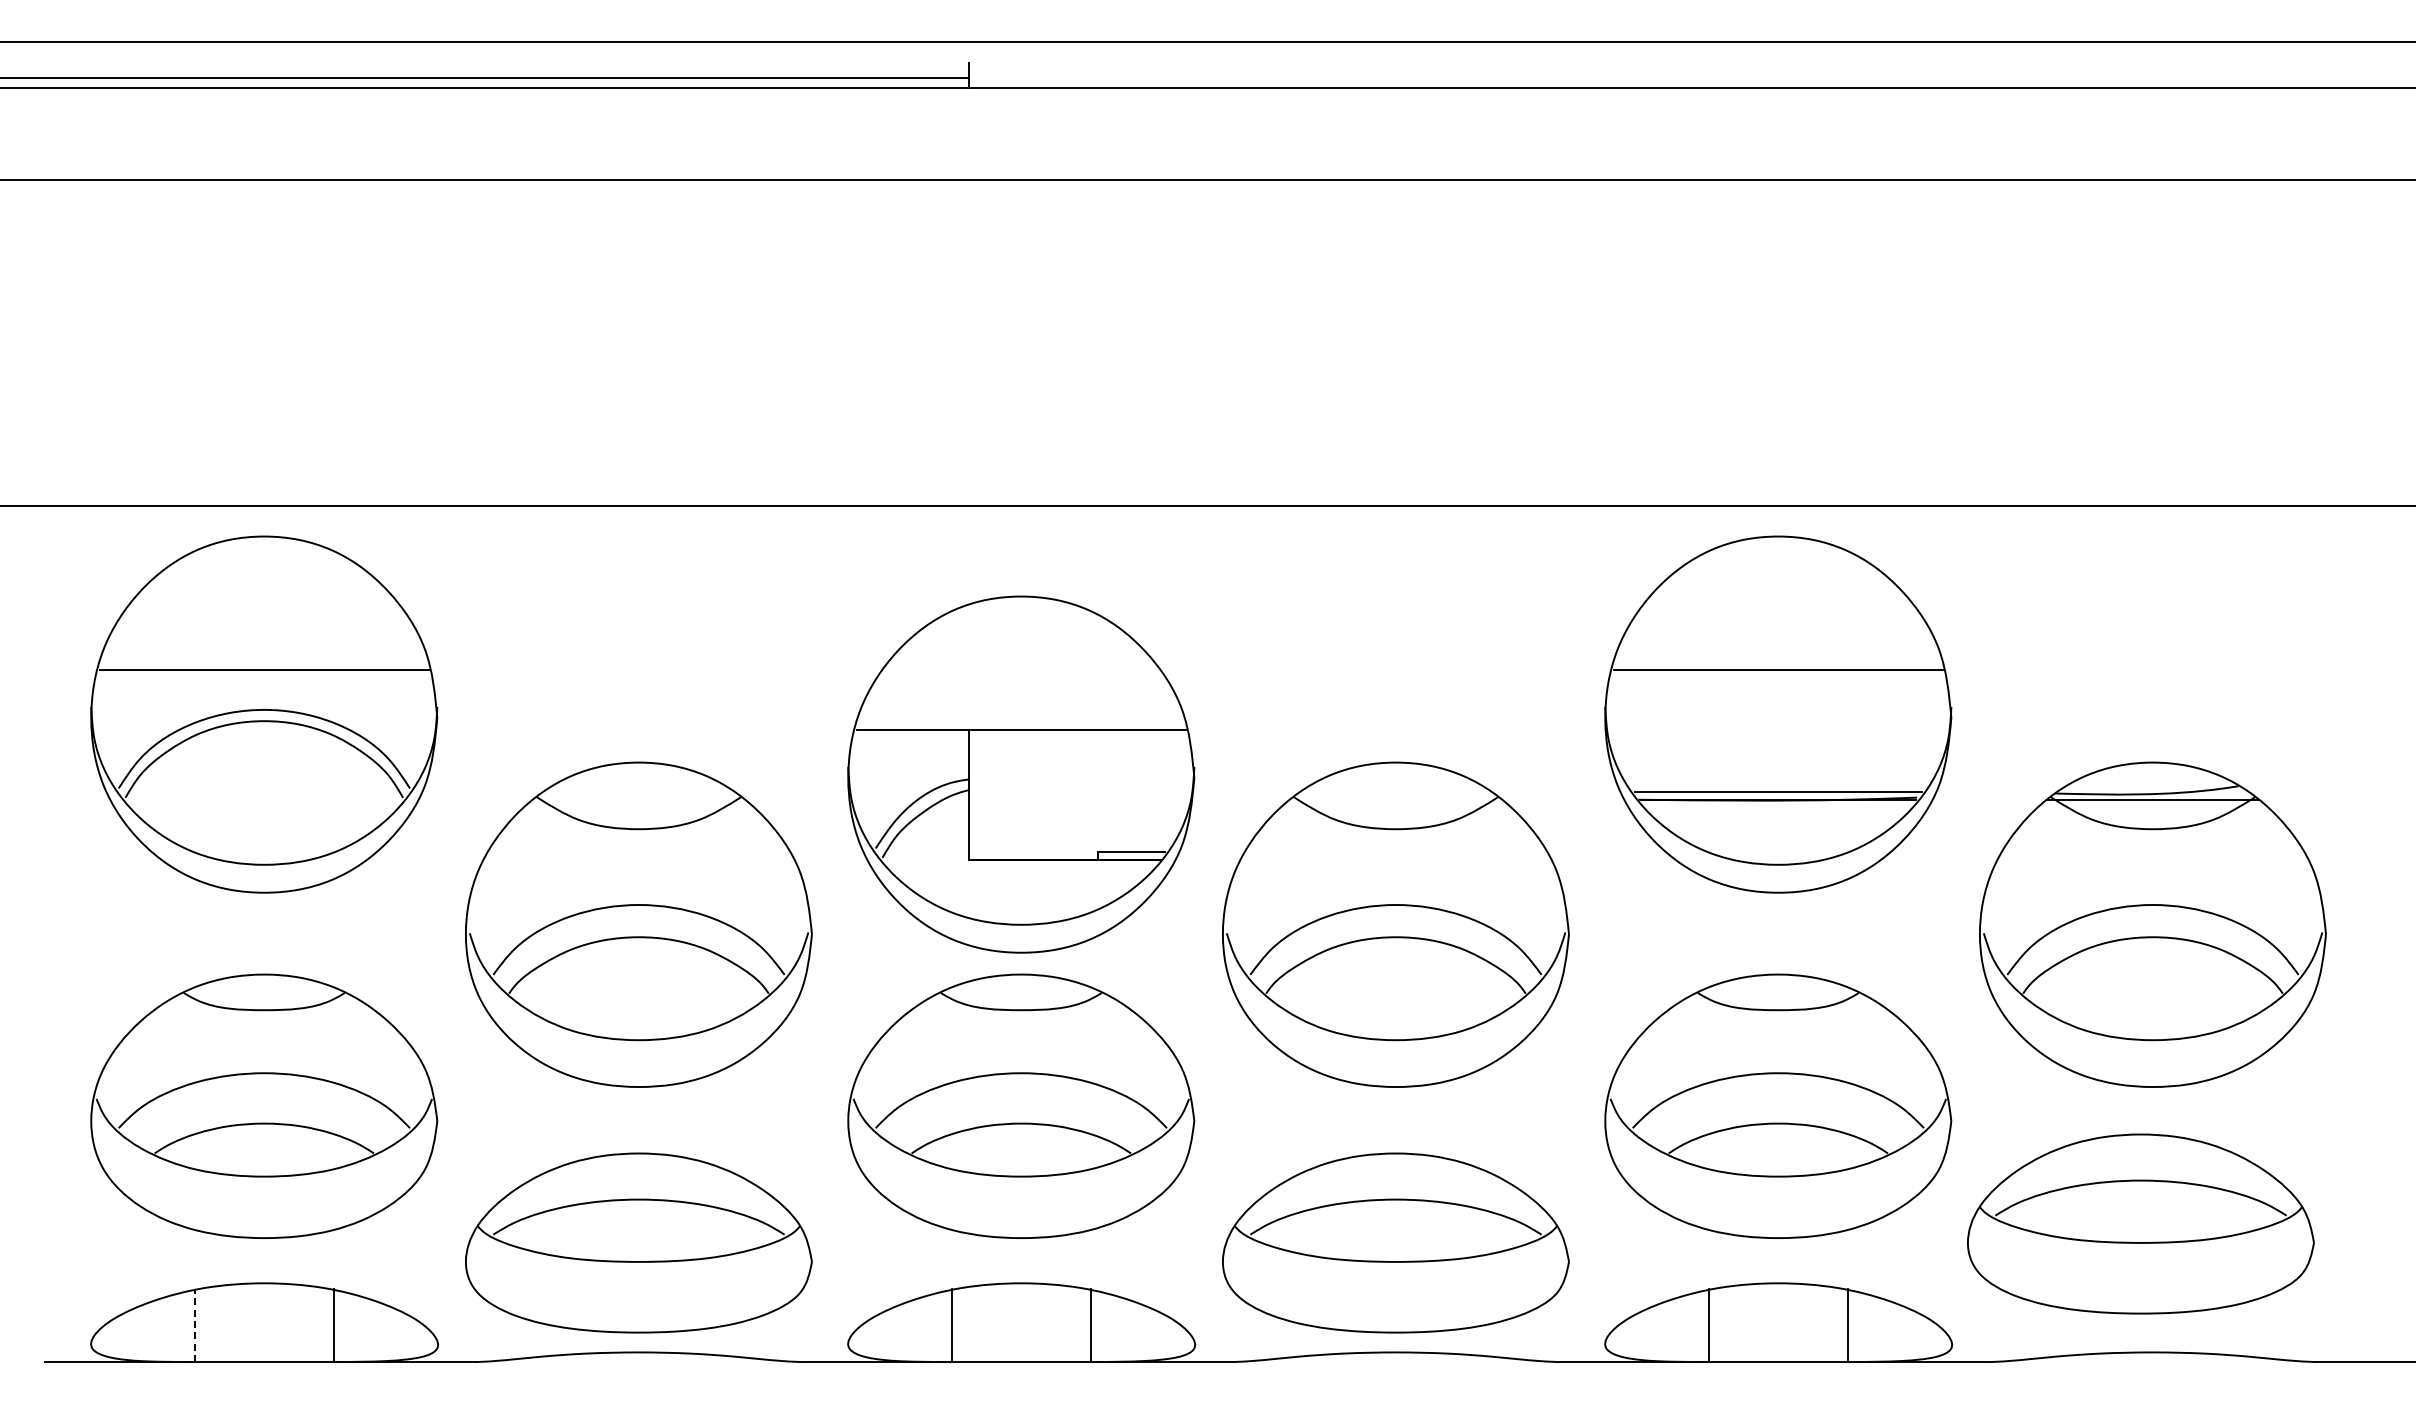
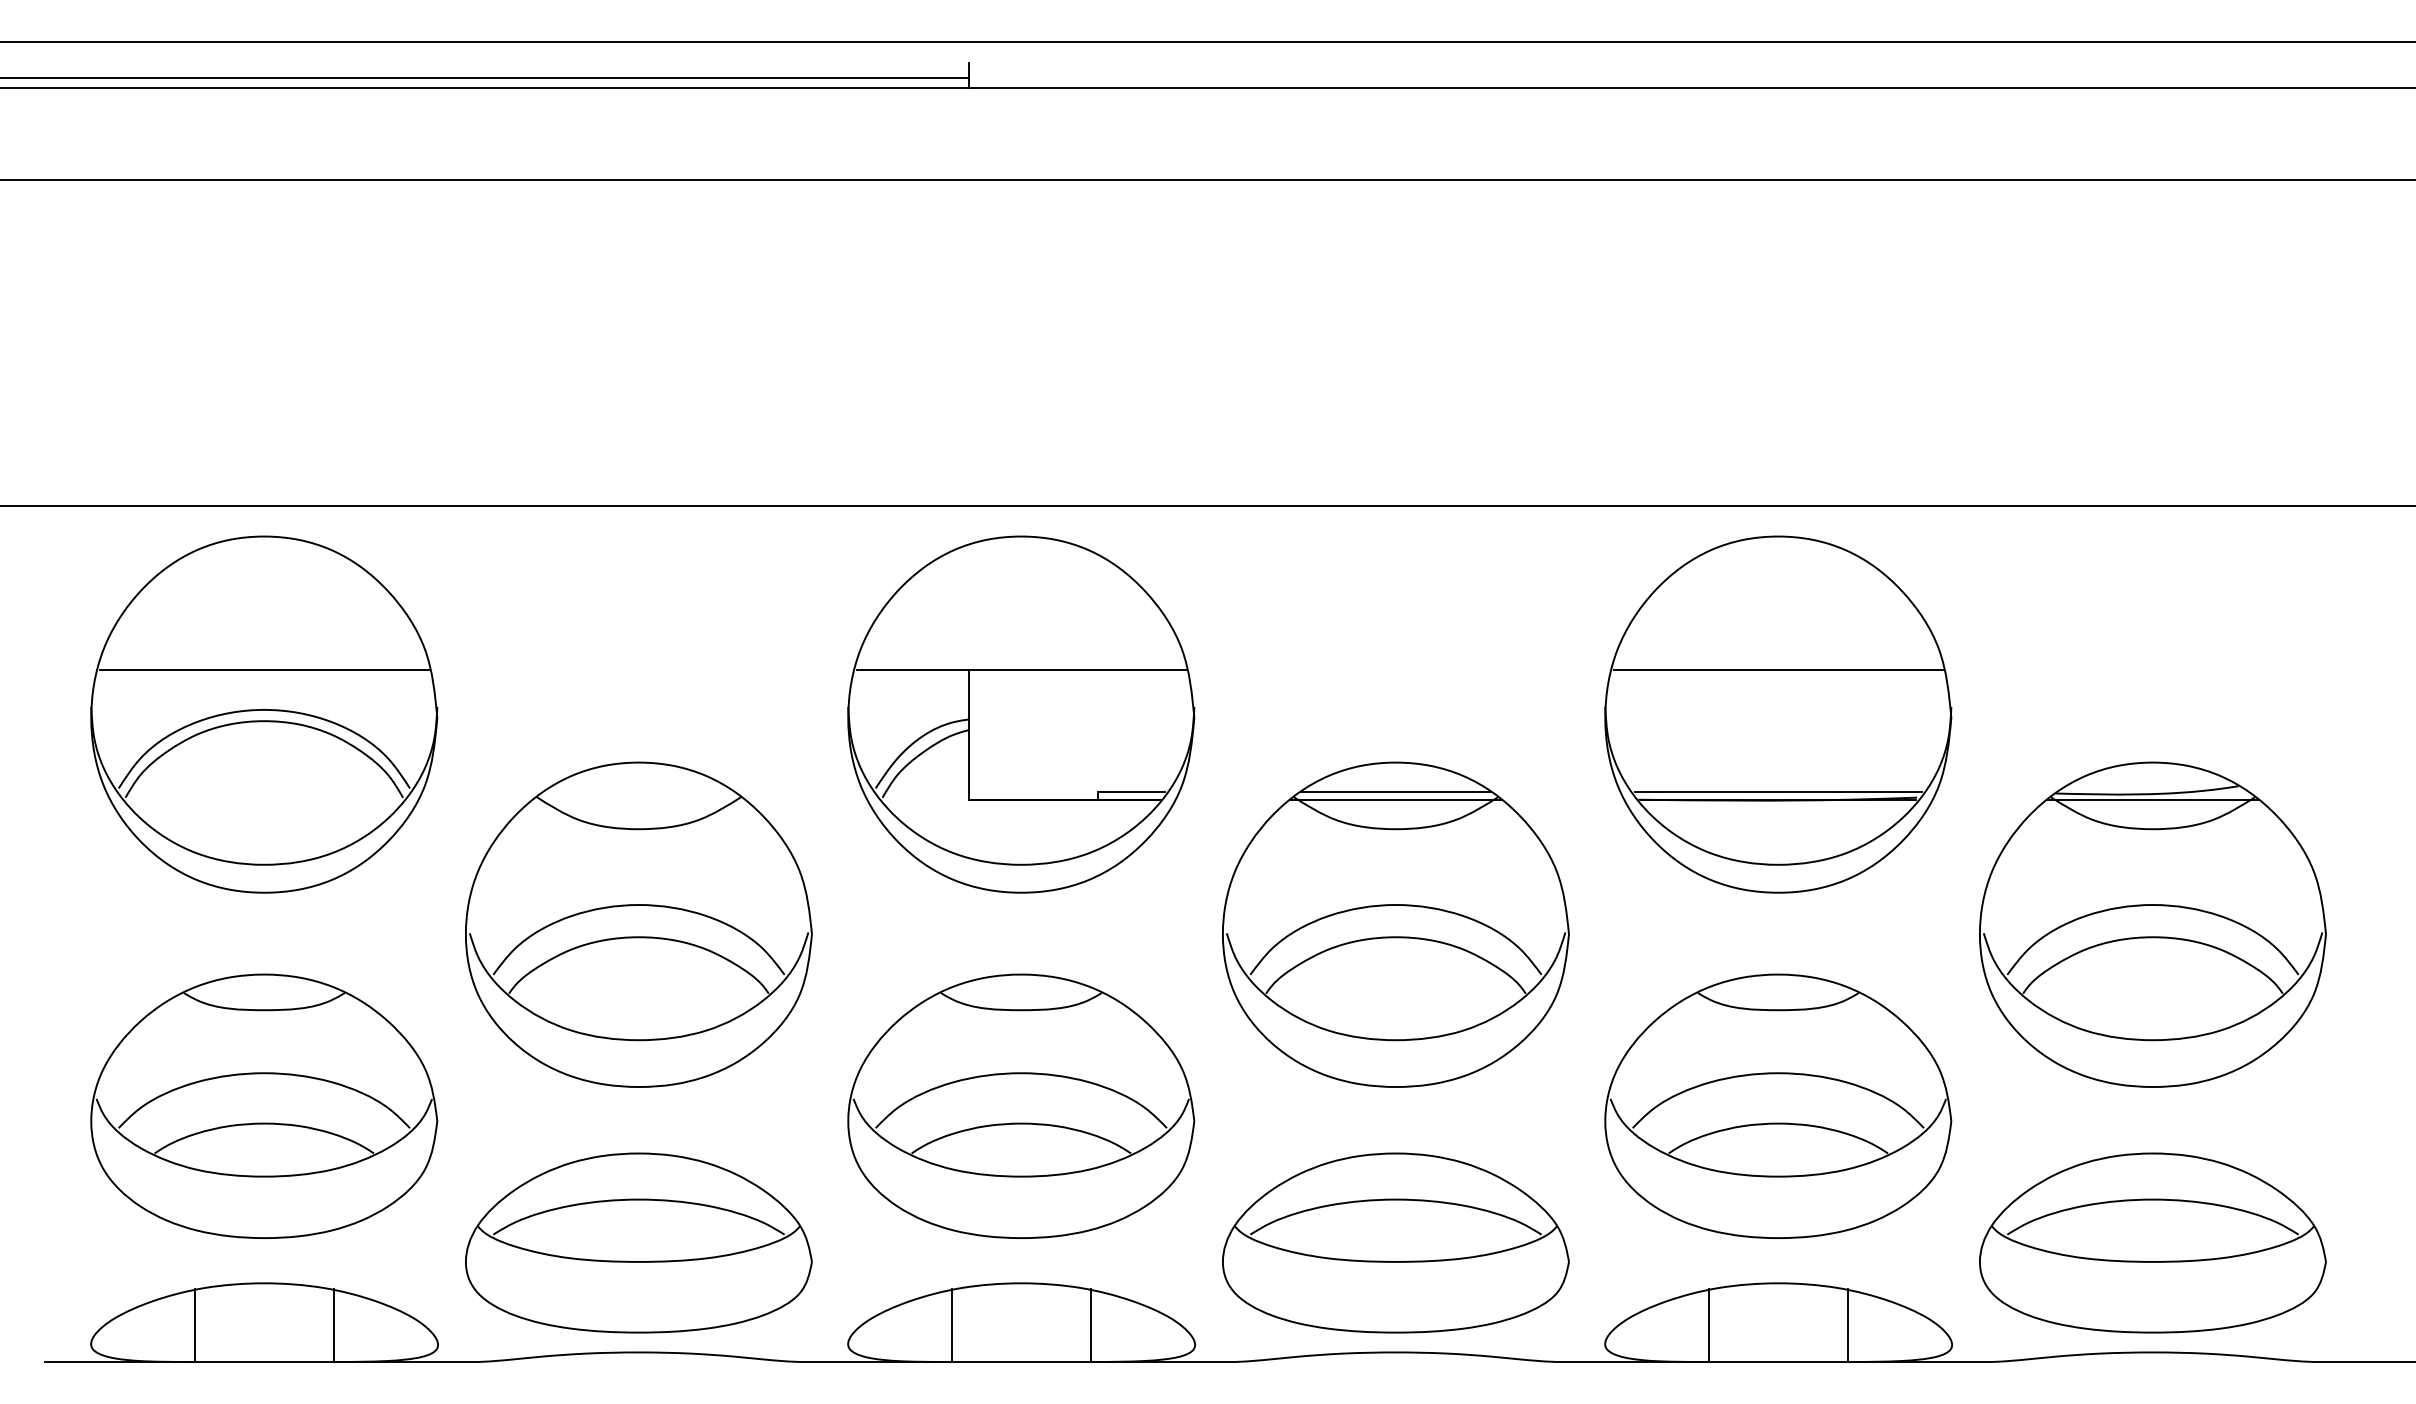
part position: (1021, 774) -> (1021, 714) (1021, 714)
line: none -> present (1395, 791)
line: none -> present (1395, 799)
part position: (2140, 1223) -> (2152, 1242) (2152, 1242)
line: dashed -> solid (194, 1325)
